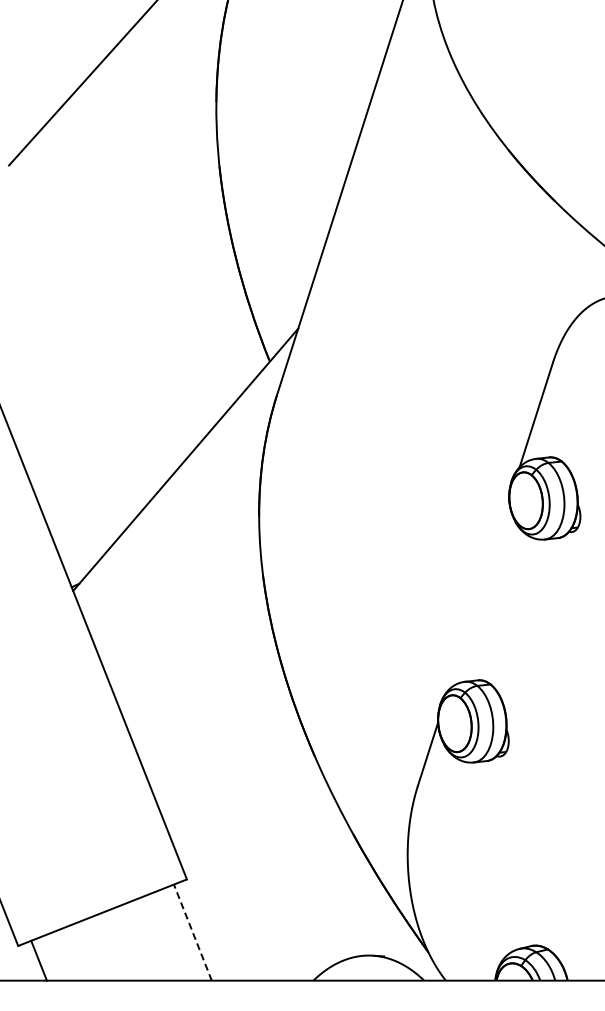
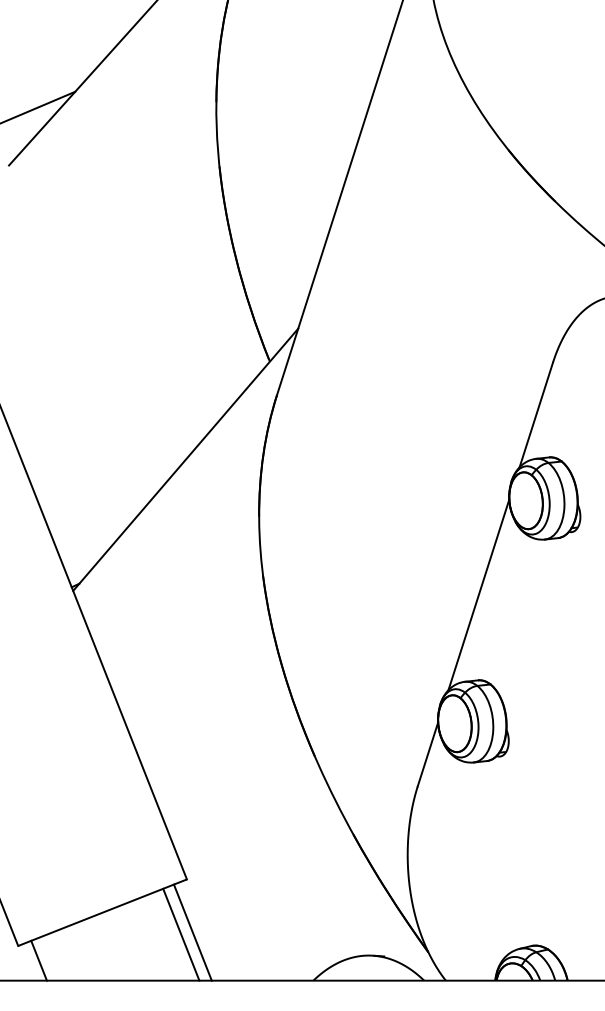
line: none -> present (38, 106)
line: none -> present (478, 594)
line: dashed -> solid (192, 932)
line: none -> present (181, 934)
